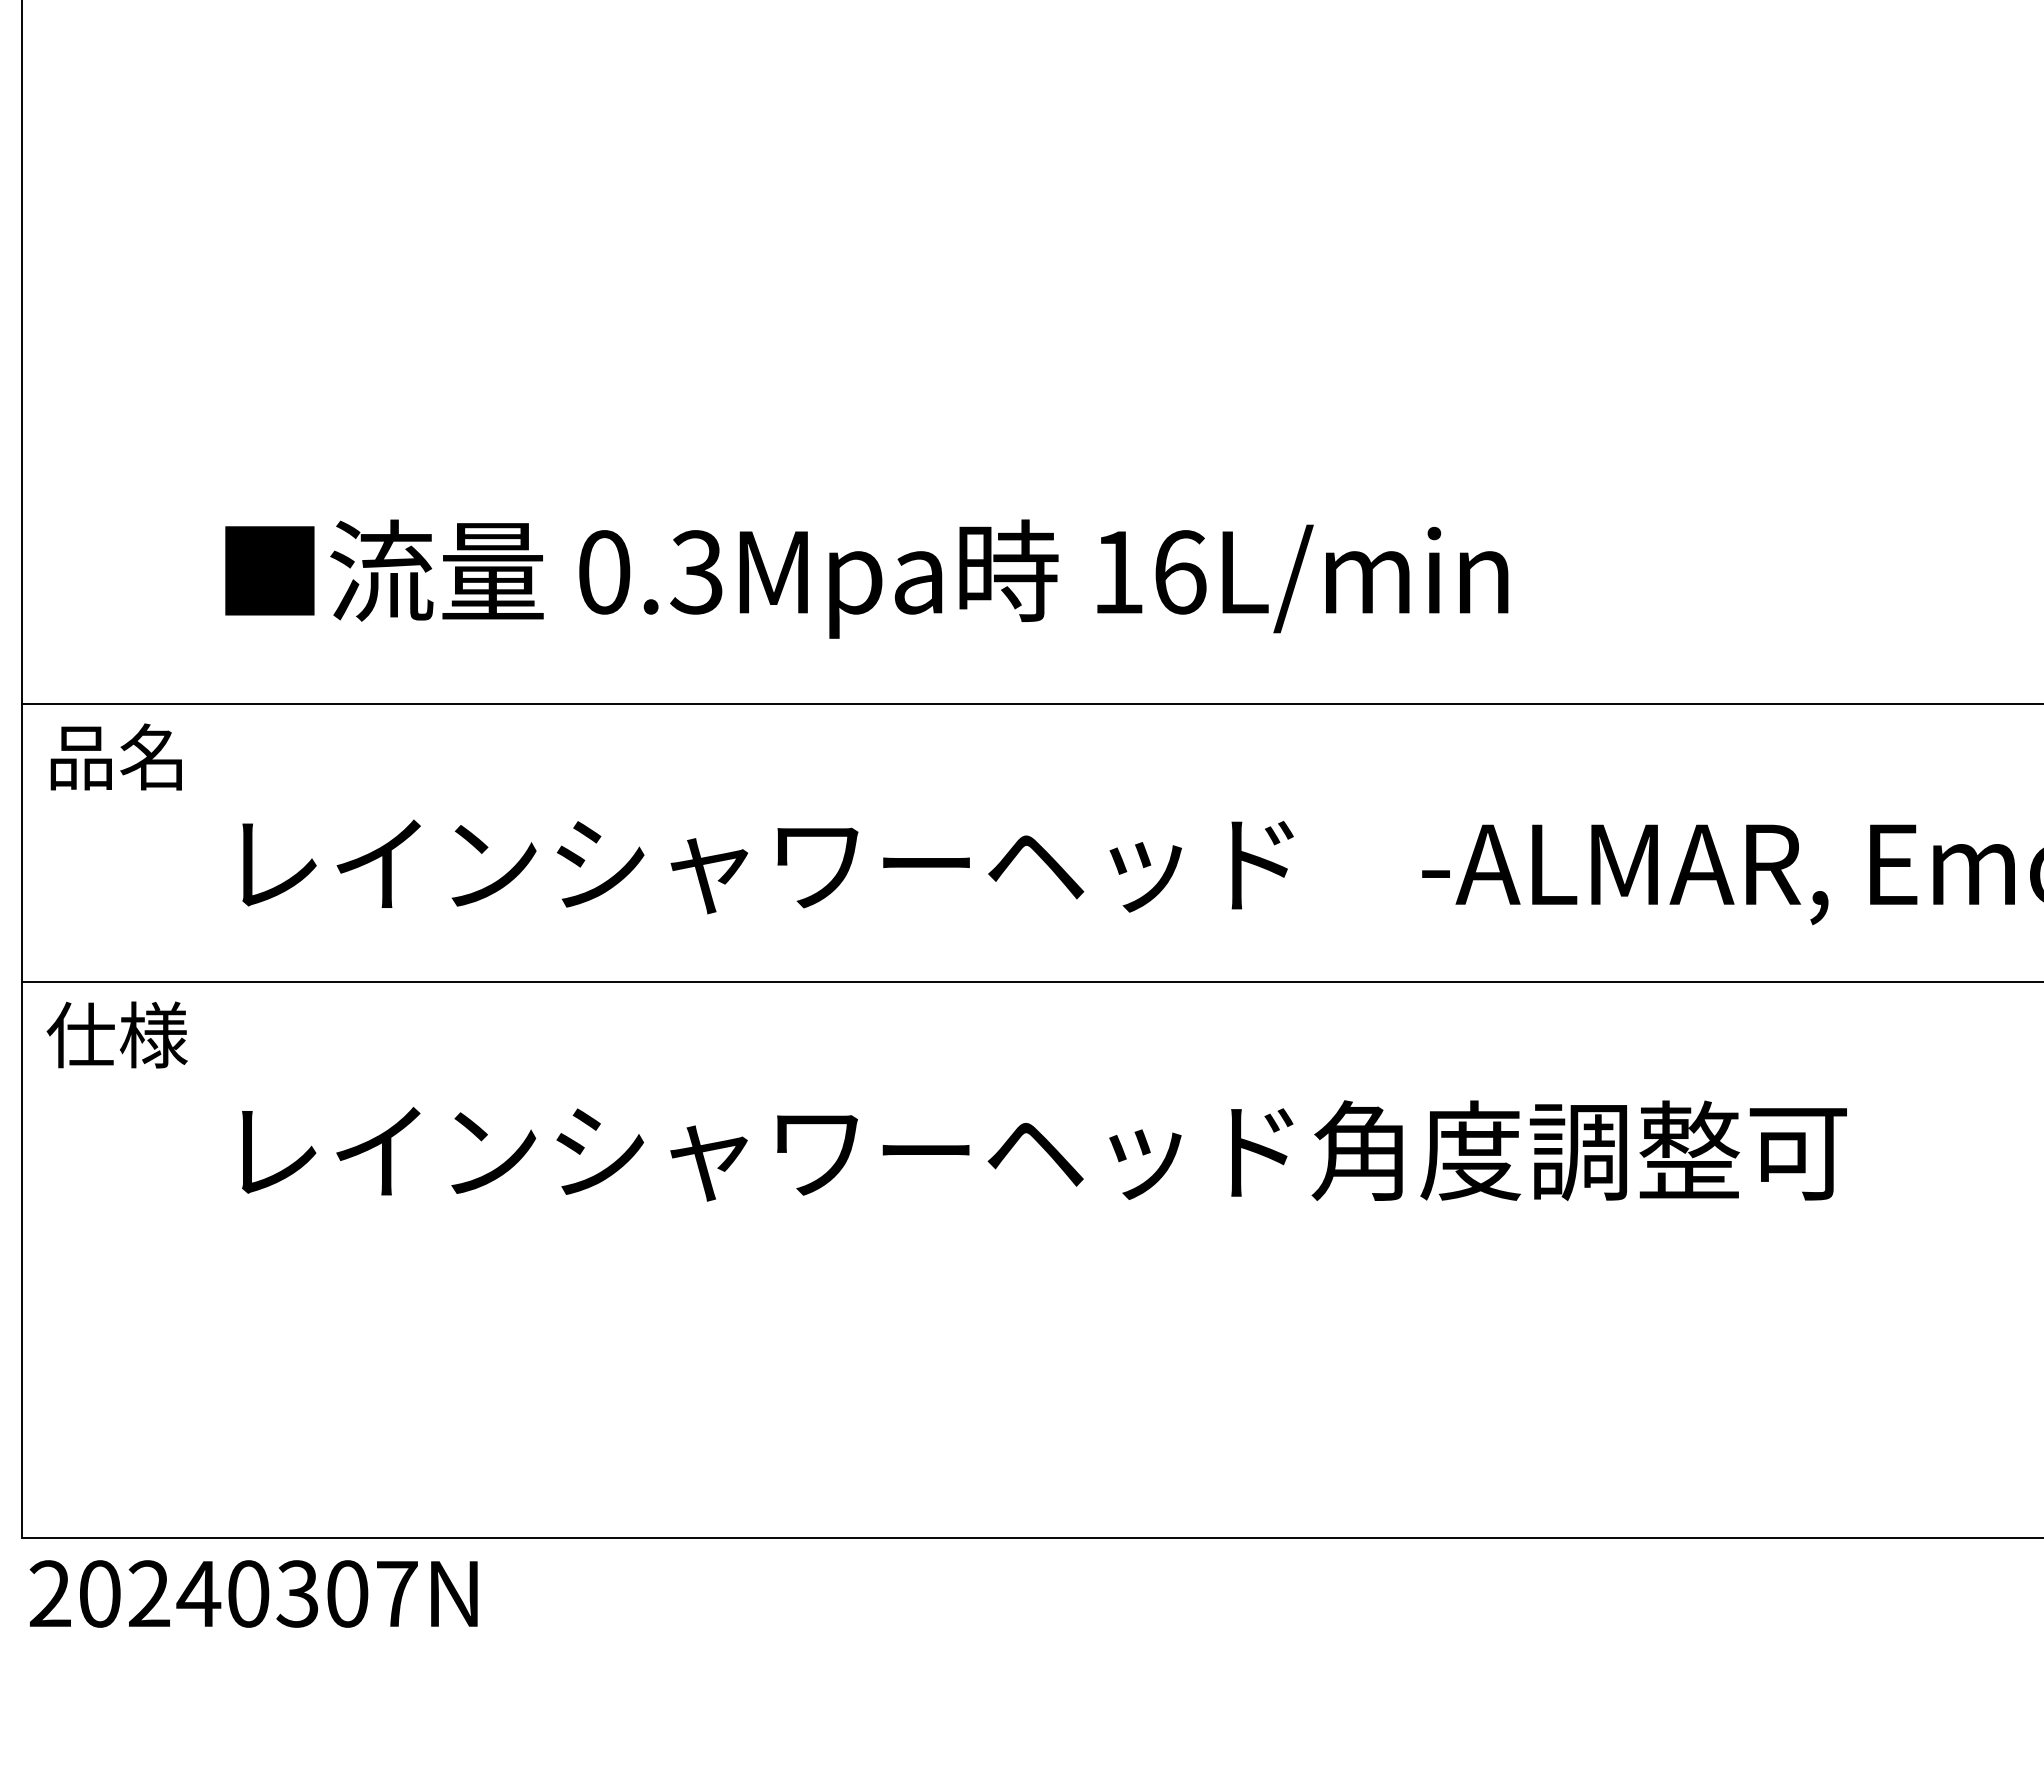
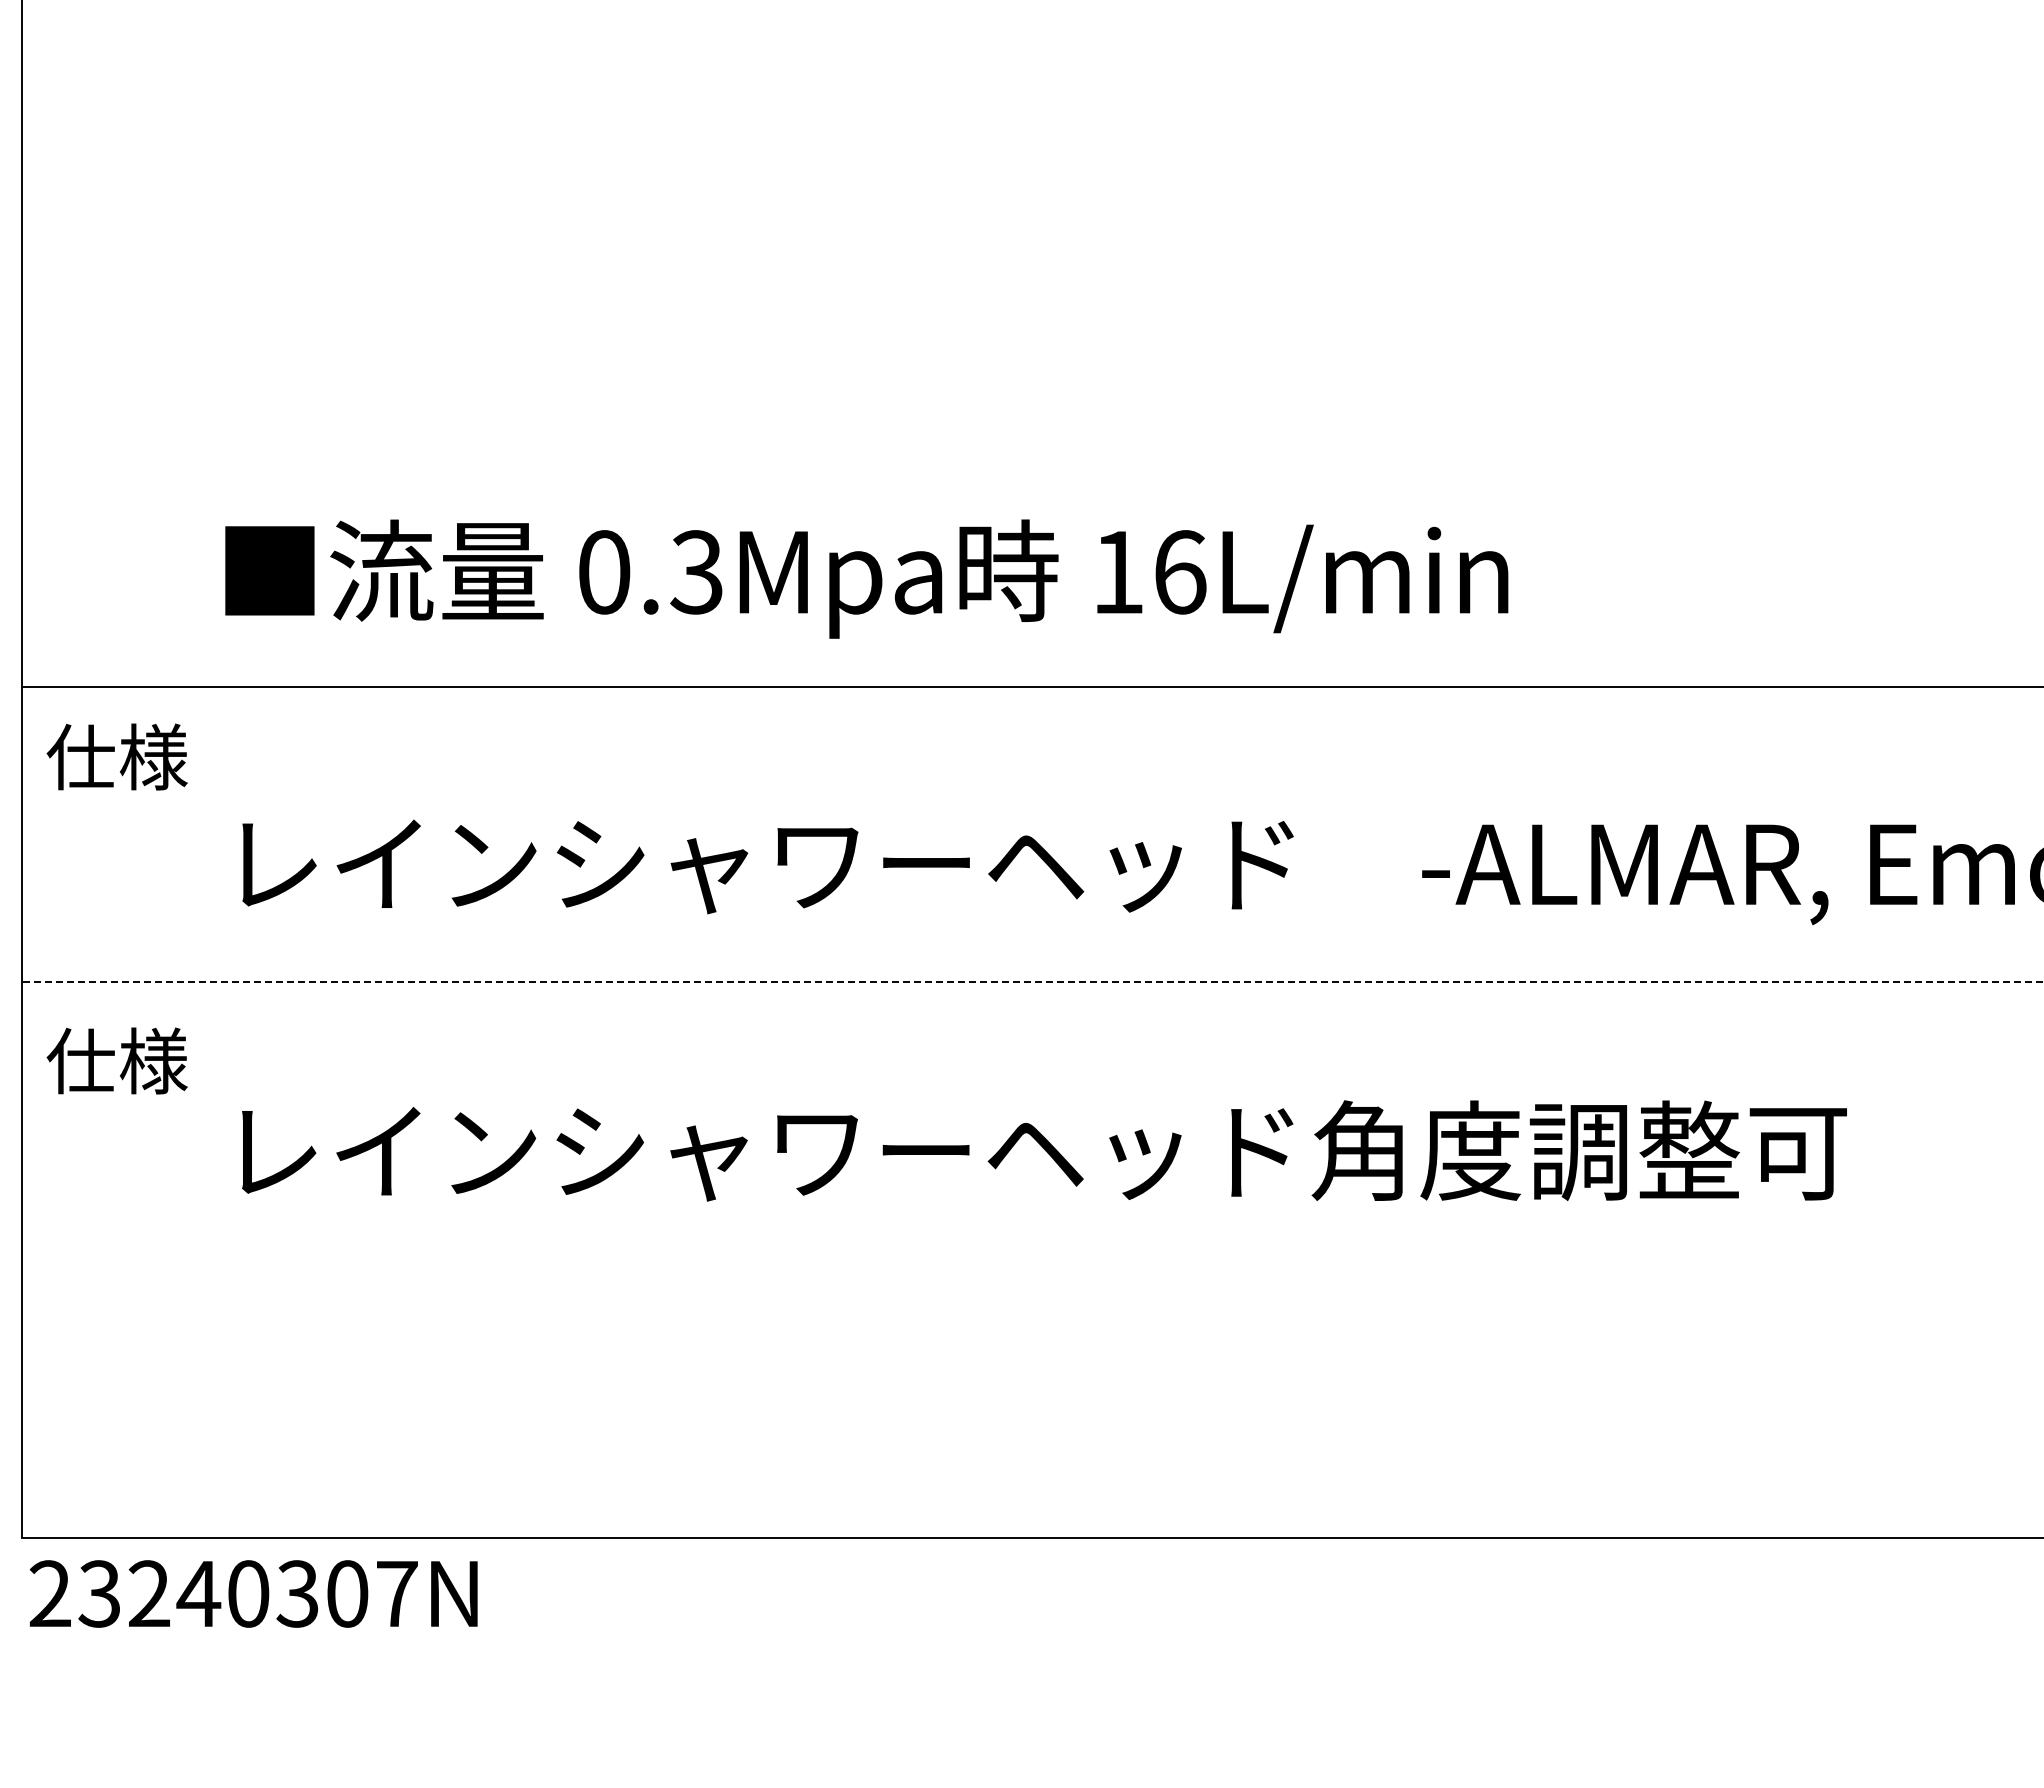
line position: (1030, 703) -> (1030, 686) (1030, 686)
text: 品名 -> 仕様 (116, 756)
line: solid -> dashed (1032, 981)
text position: (116, 1034) -> (116, 1060) (116, 1060)
text: 20240307N -> 23240307N (99, 1593)
